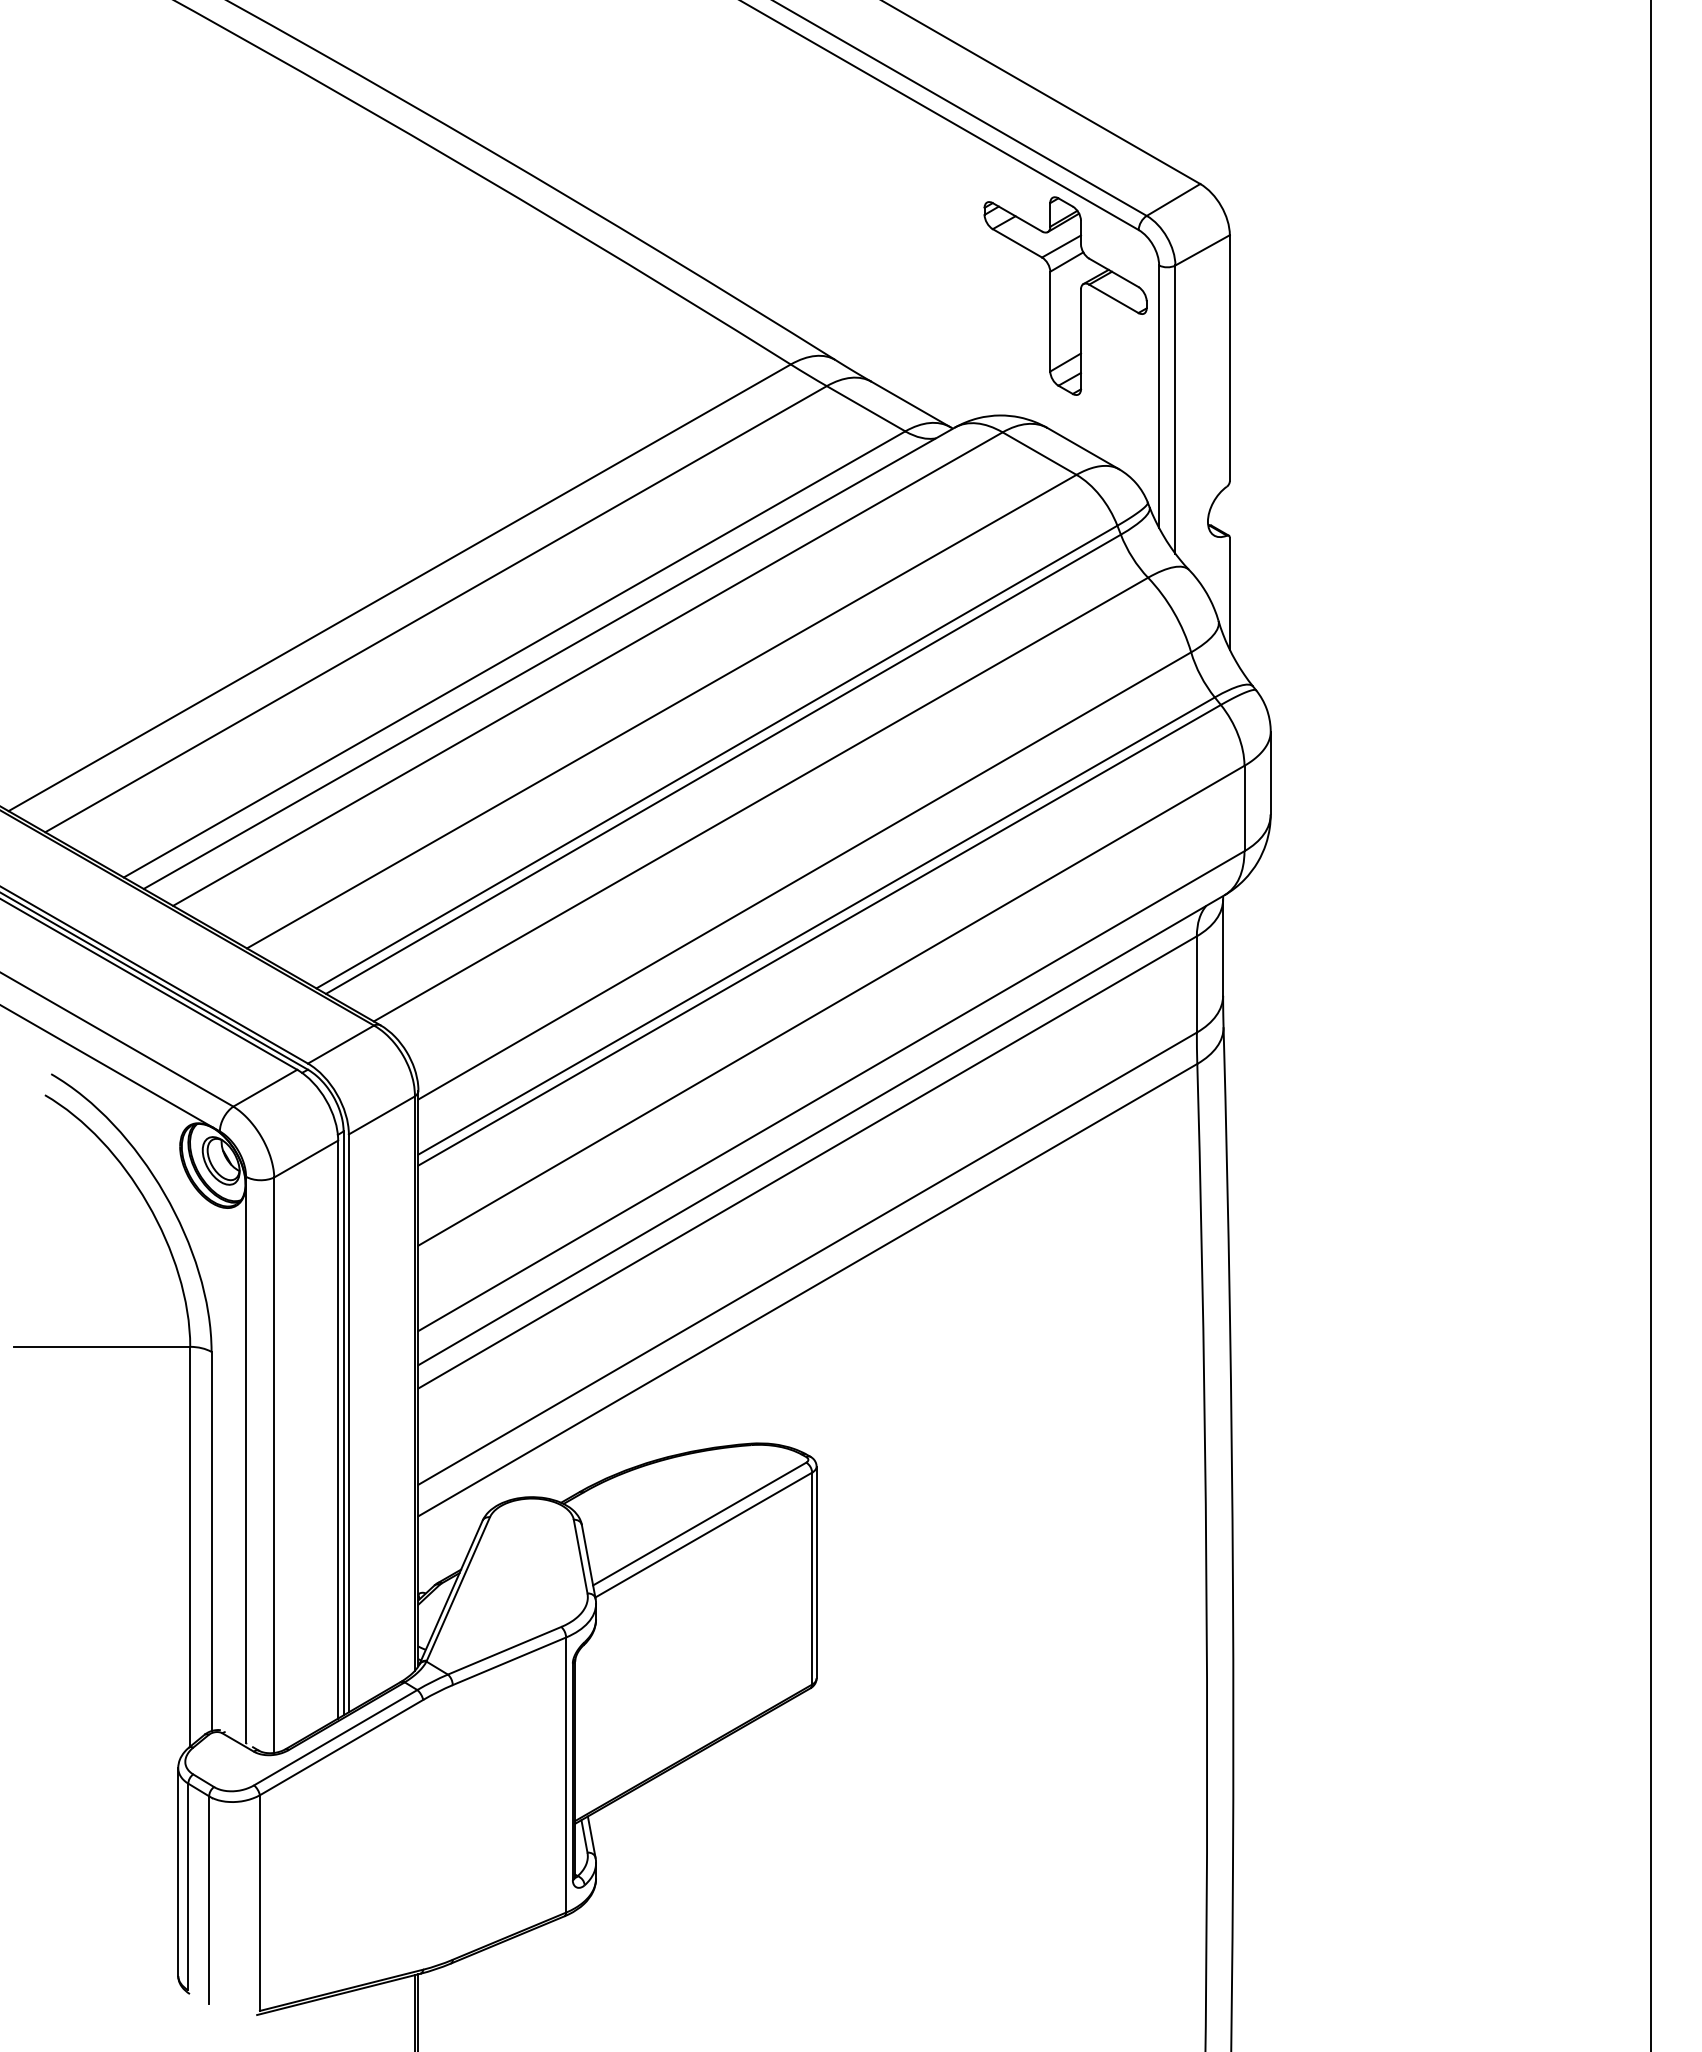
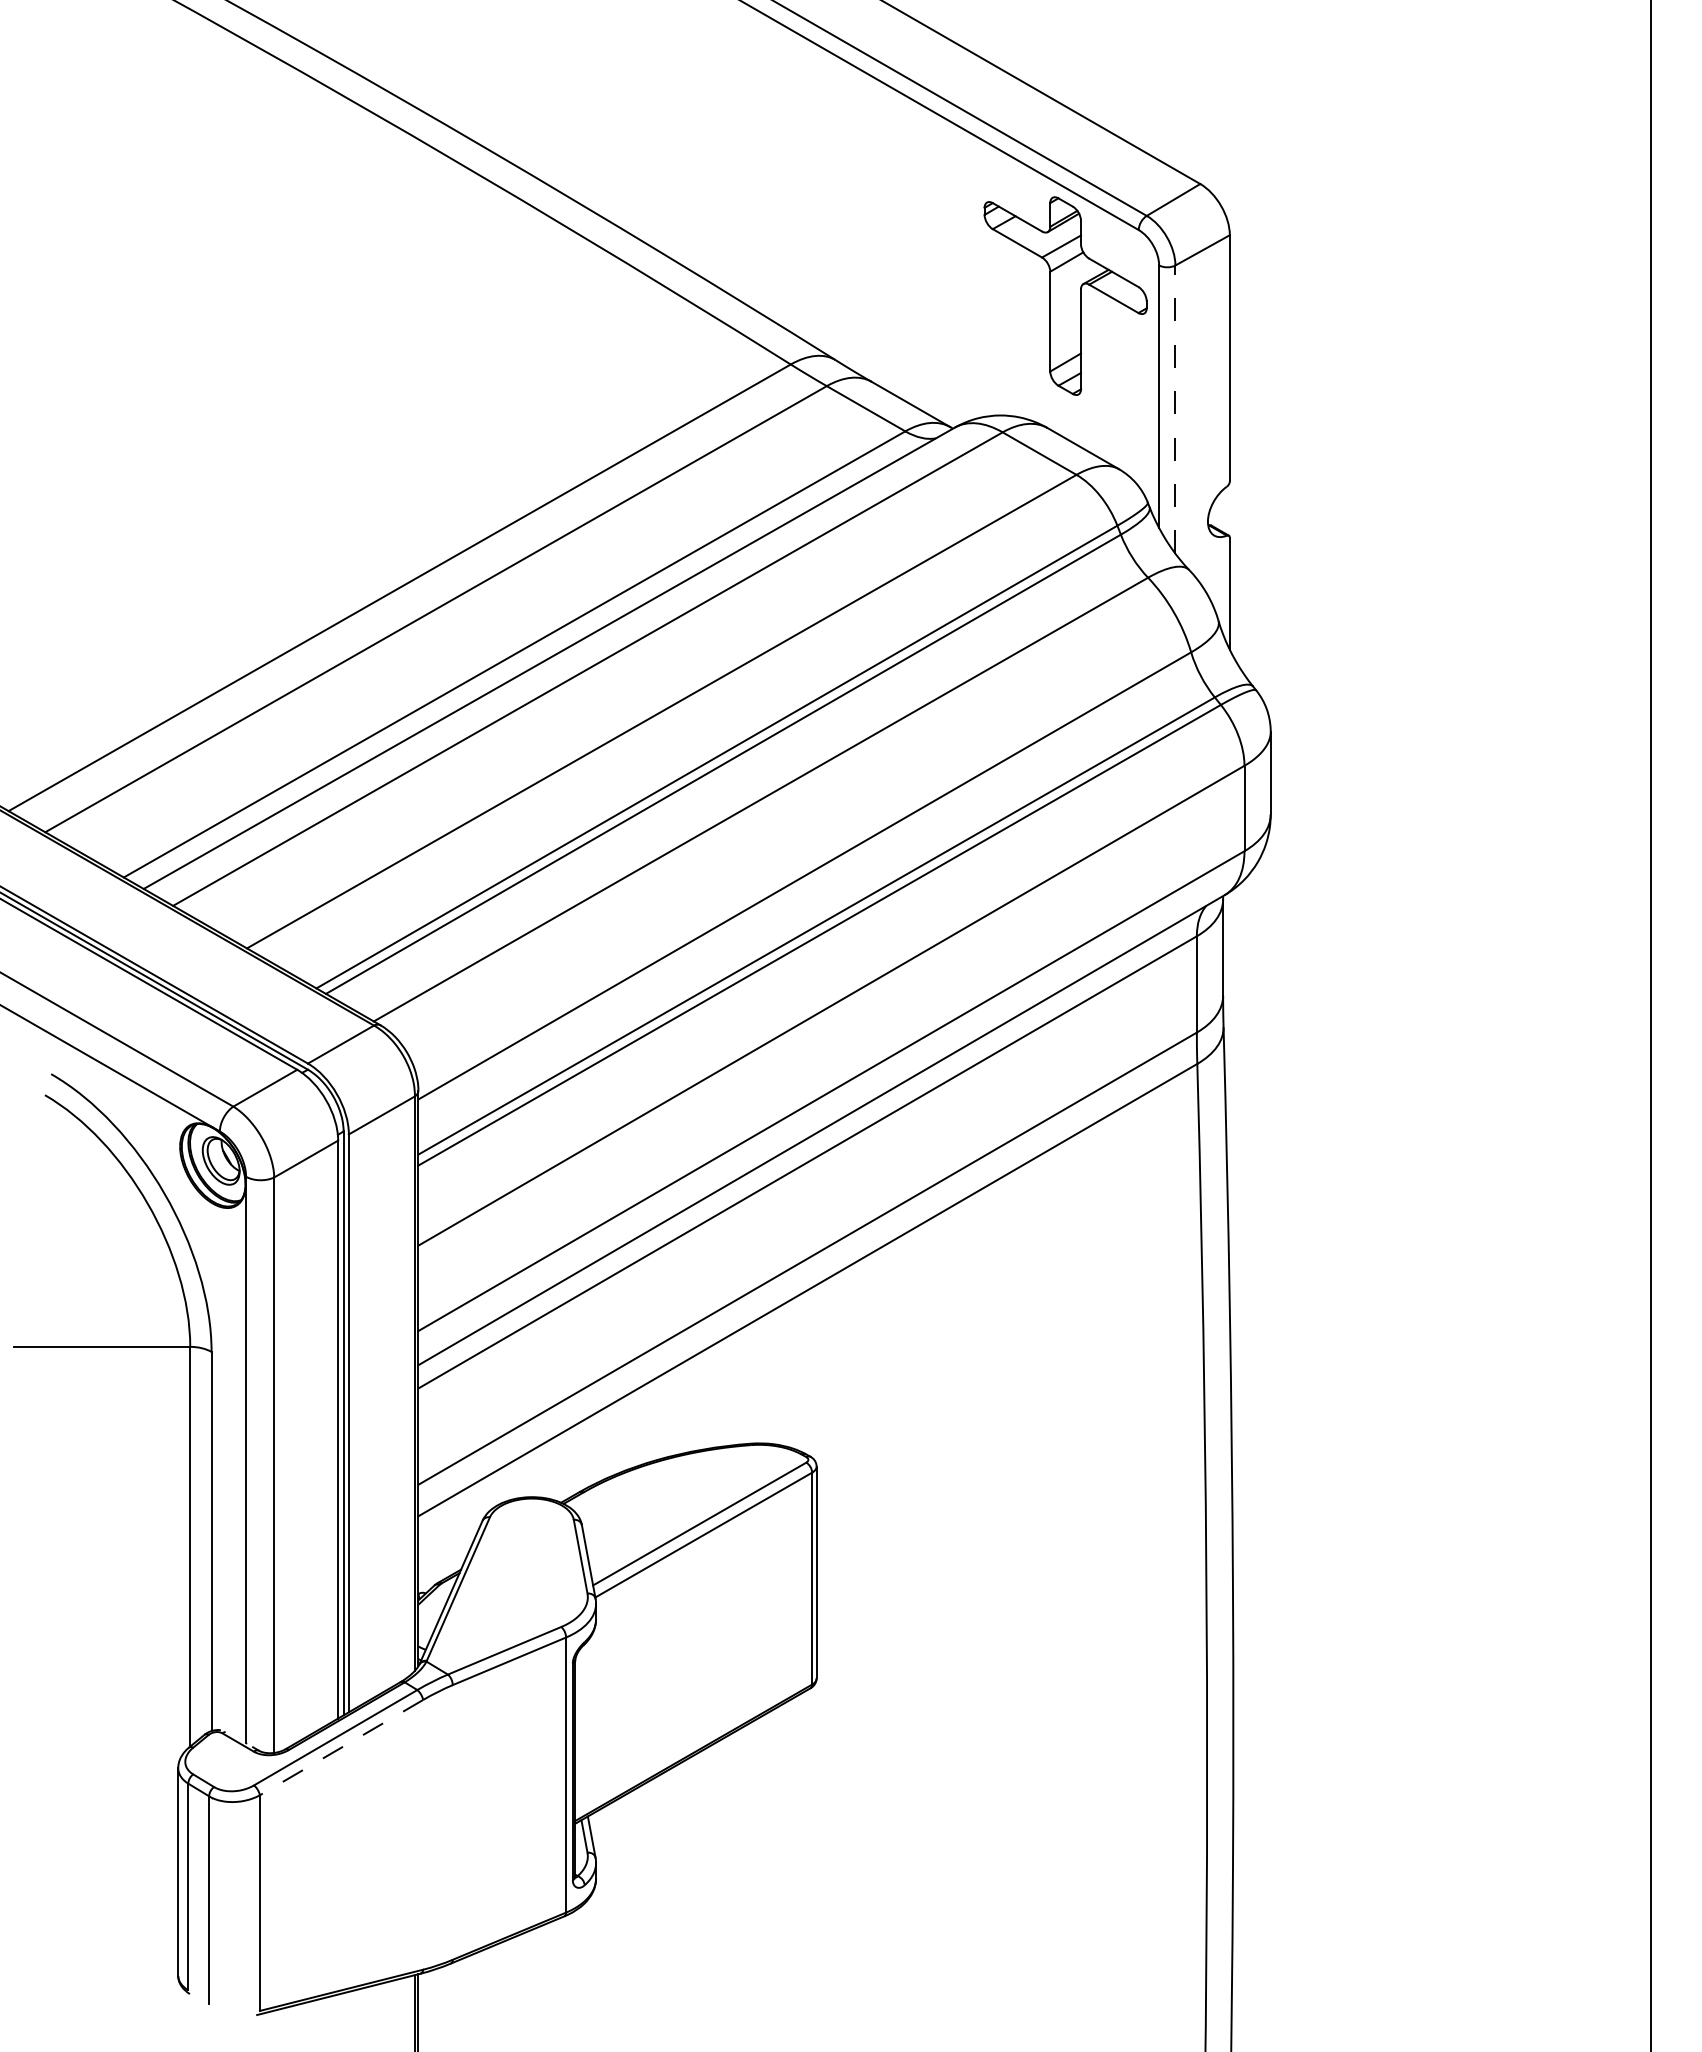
line: solid -> dashed (1175, 409)
line: solid -> dashed (341, 1747)
